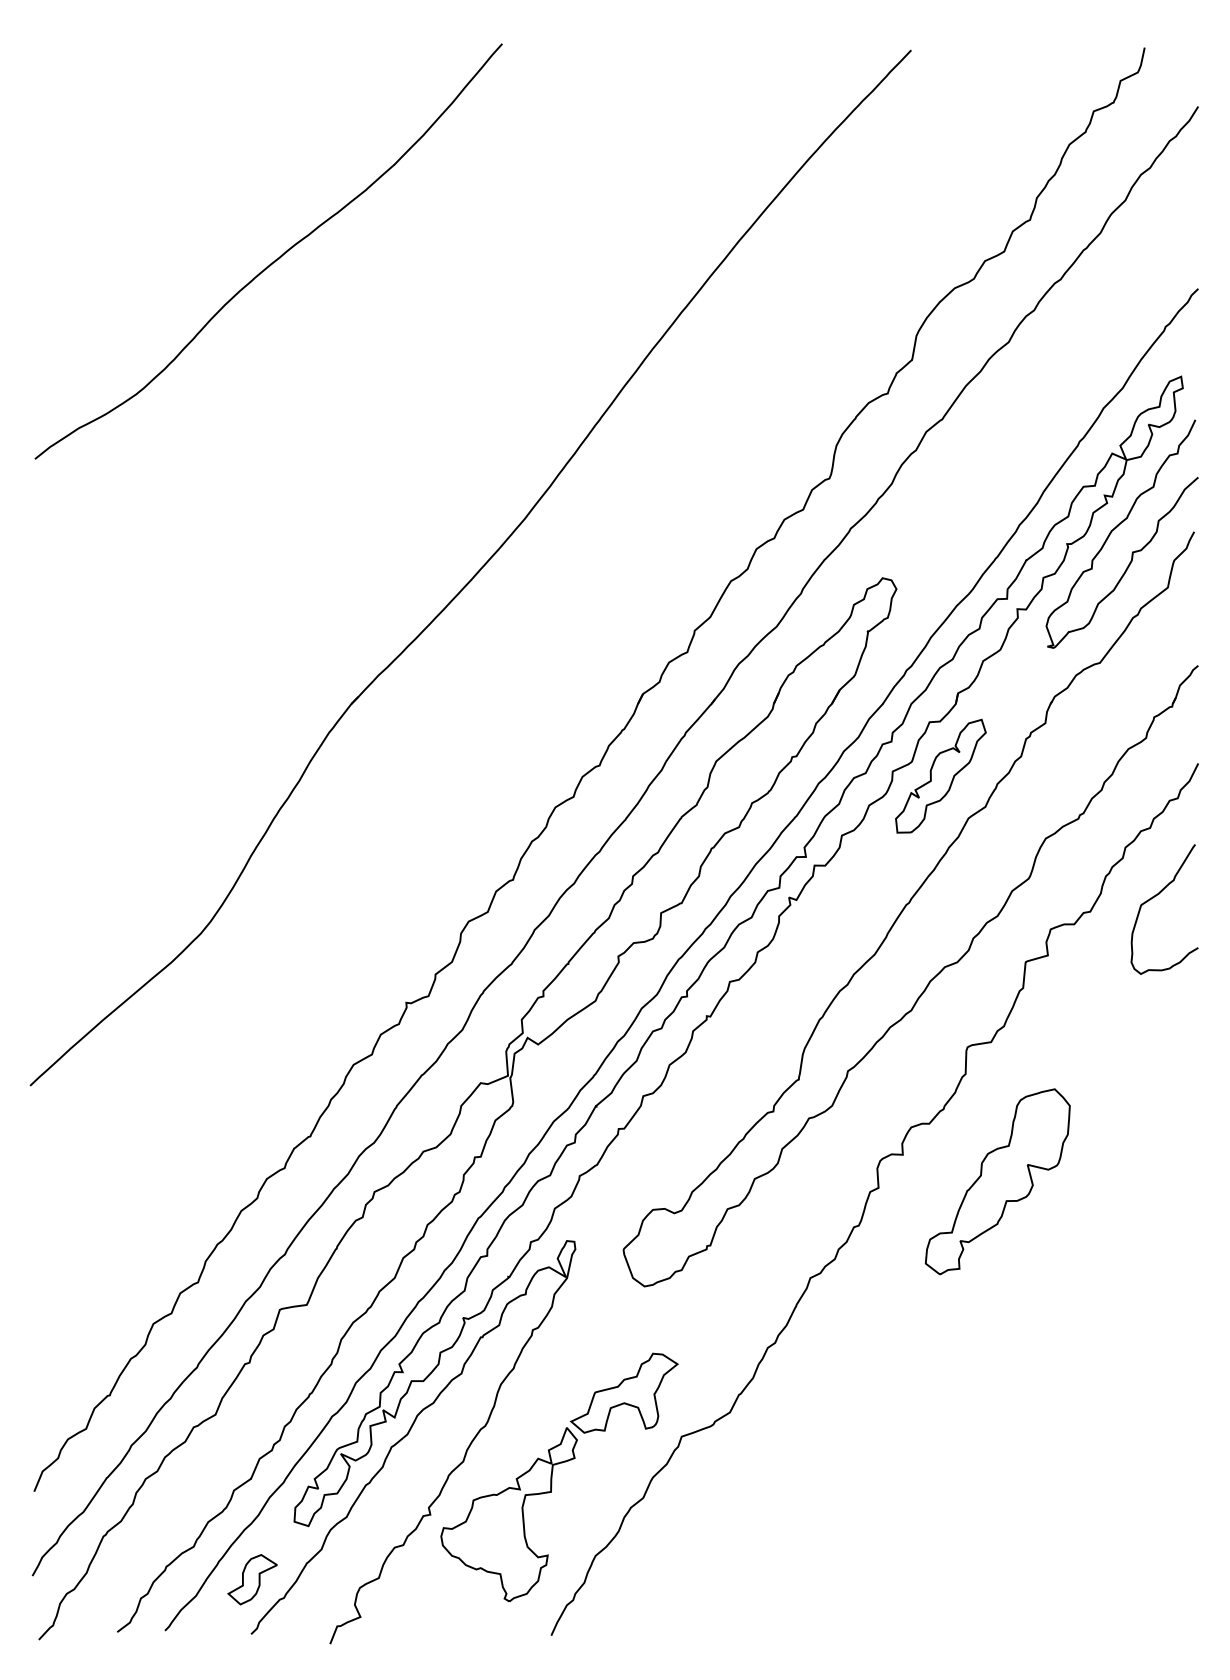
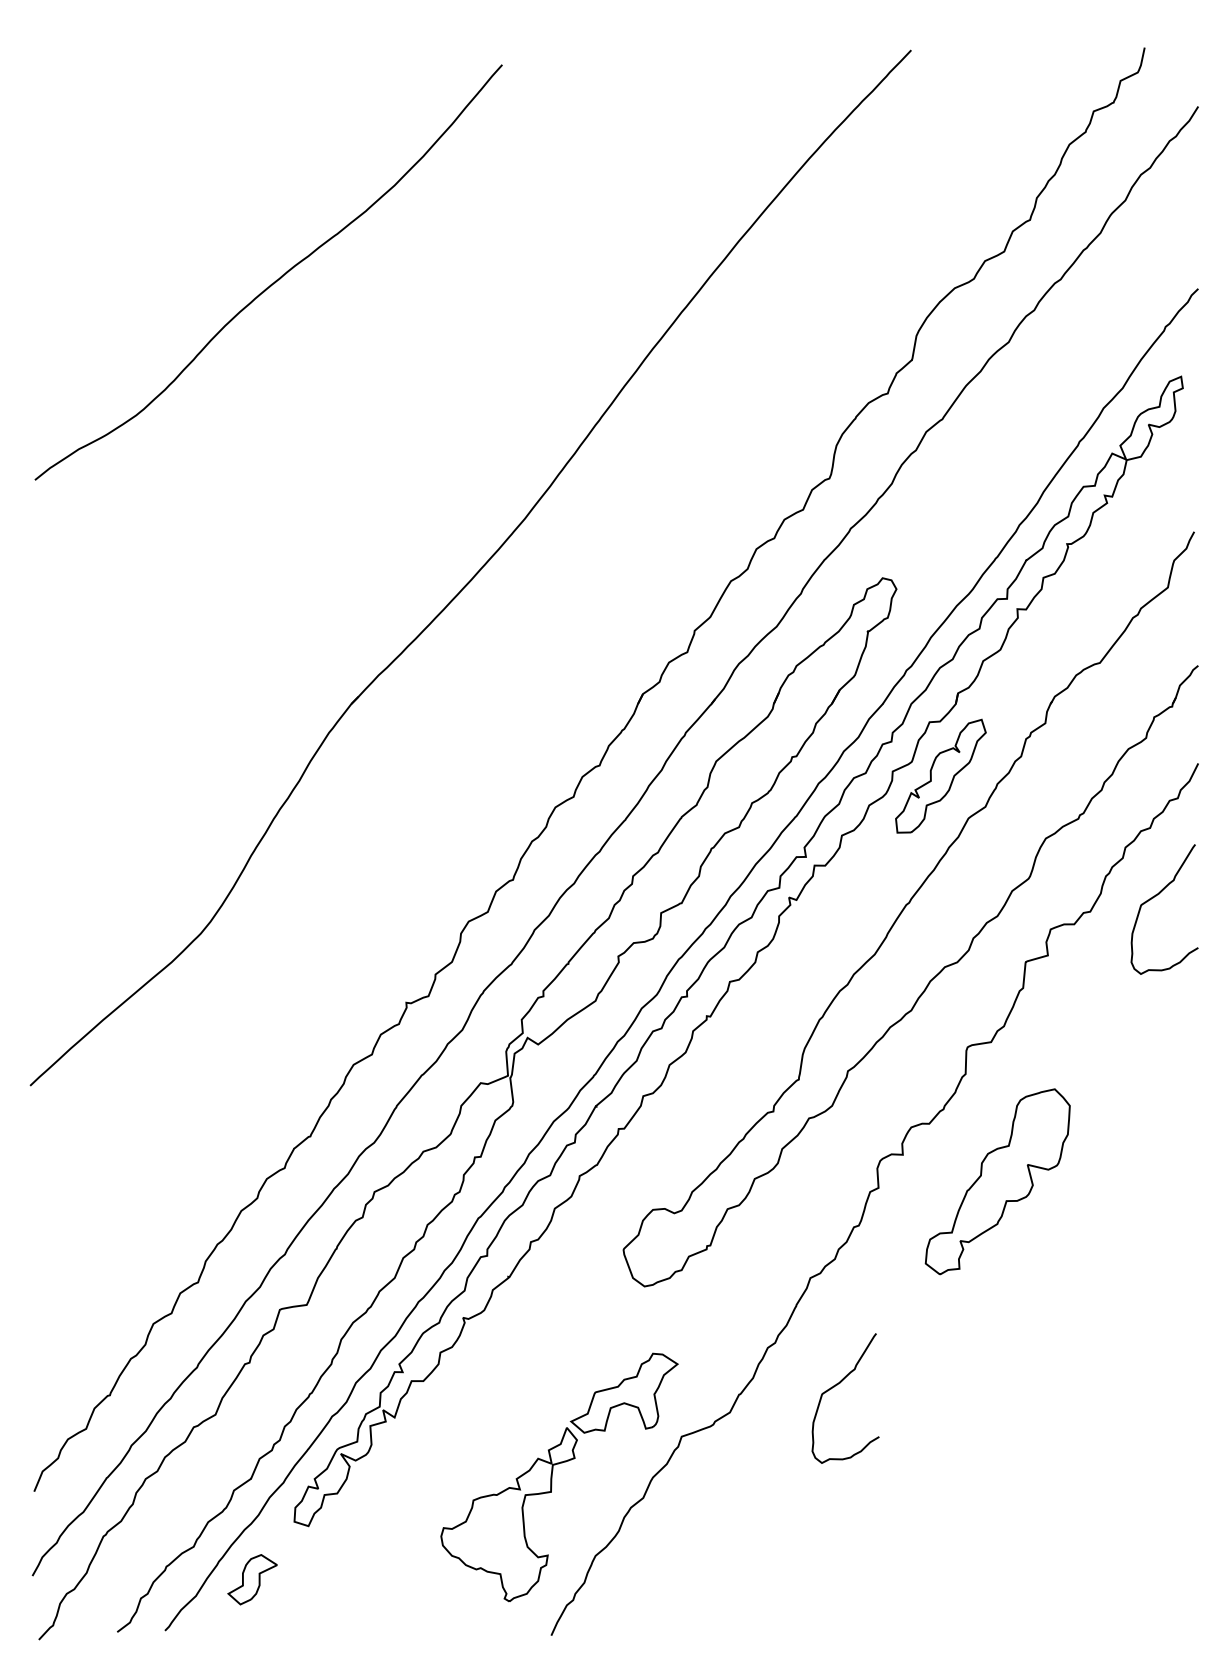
curve position: (276, 258) -> (276, 279) (276, 279)
curve: present -> none (1116, 528)
curve: none -> present (837, 1385)
curve: present -> none (407, 1435)
